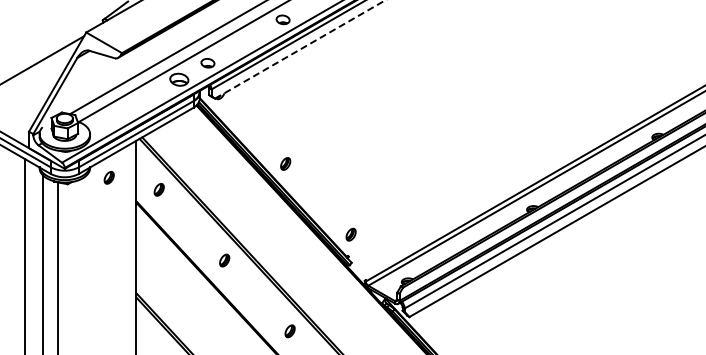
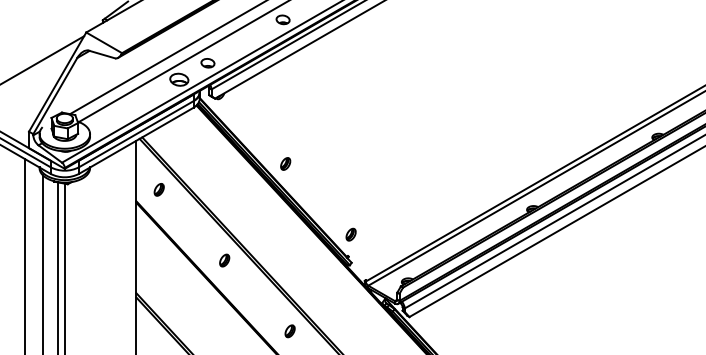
line: dashed -> solid (300, 49)
part: present -> none (108, 177)
line: none -> present (64, 267)
